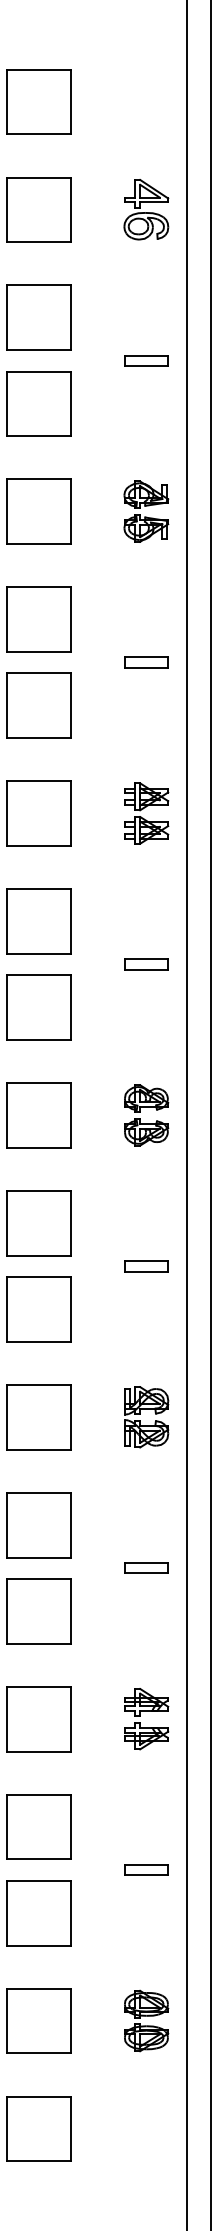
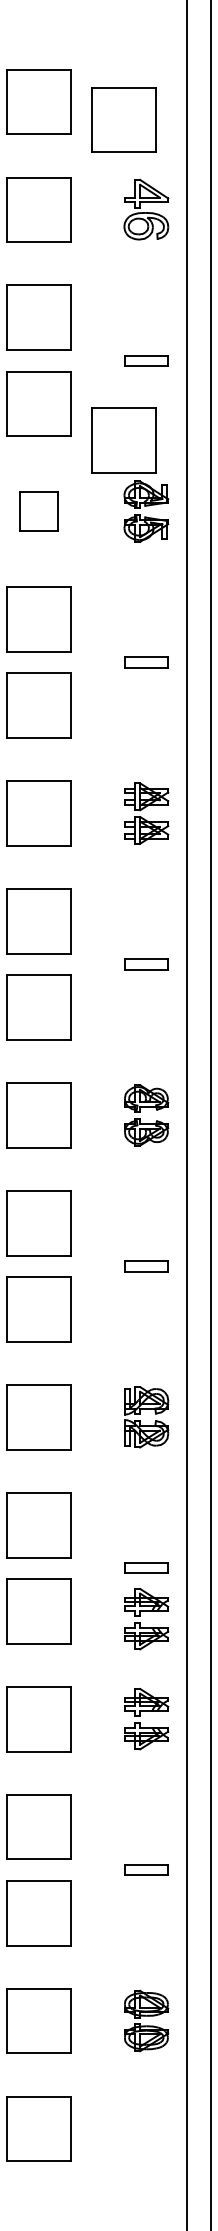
part: none -> present (123, 119)
part: none -> present (123, 440)
part size: 66x67 px -> 40x41 px (38, 511)
part: none -> present (140, 1616)
